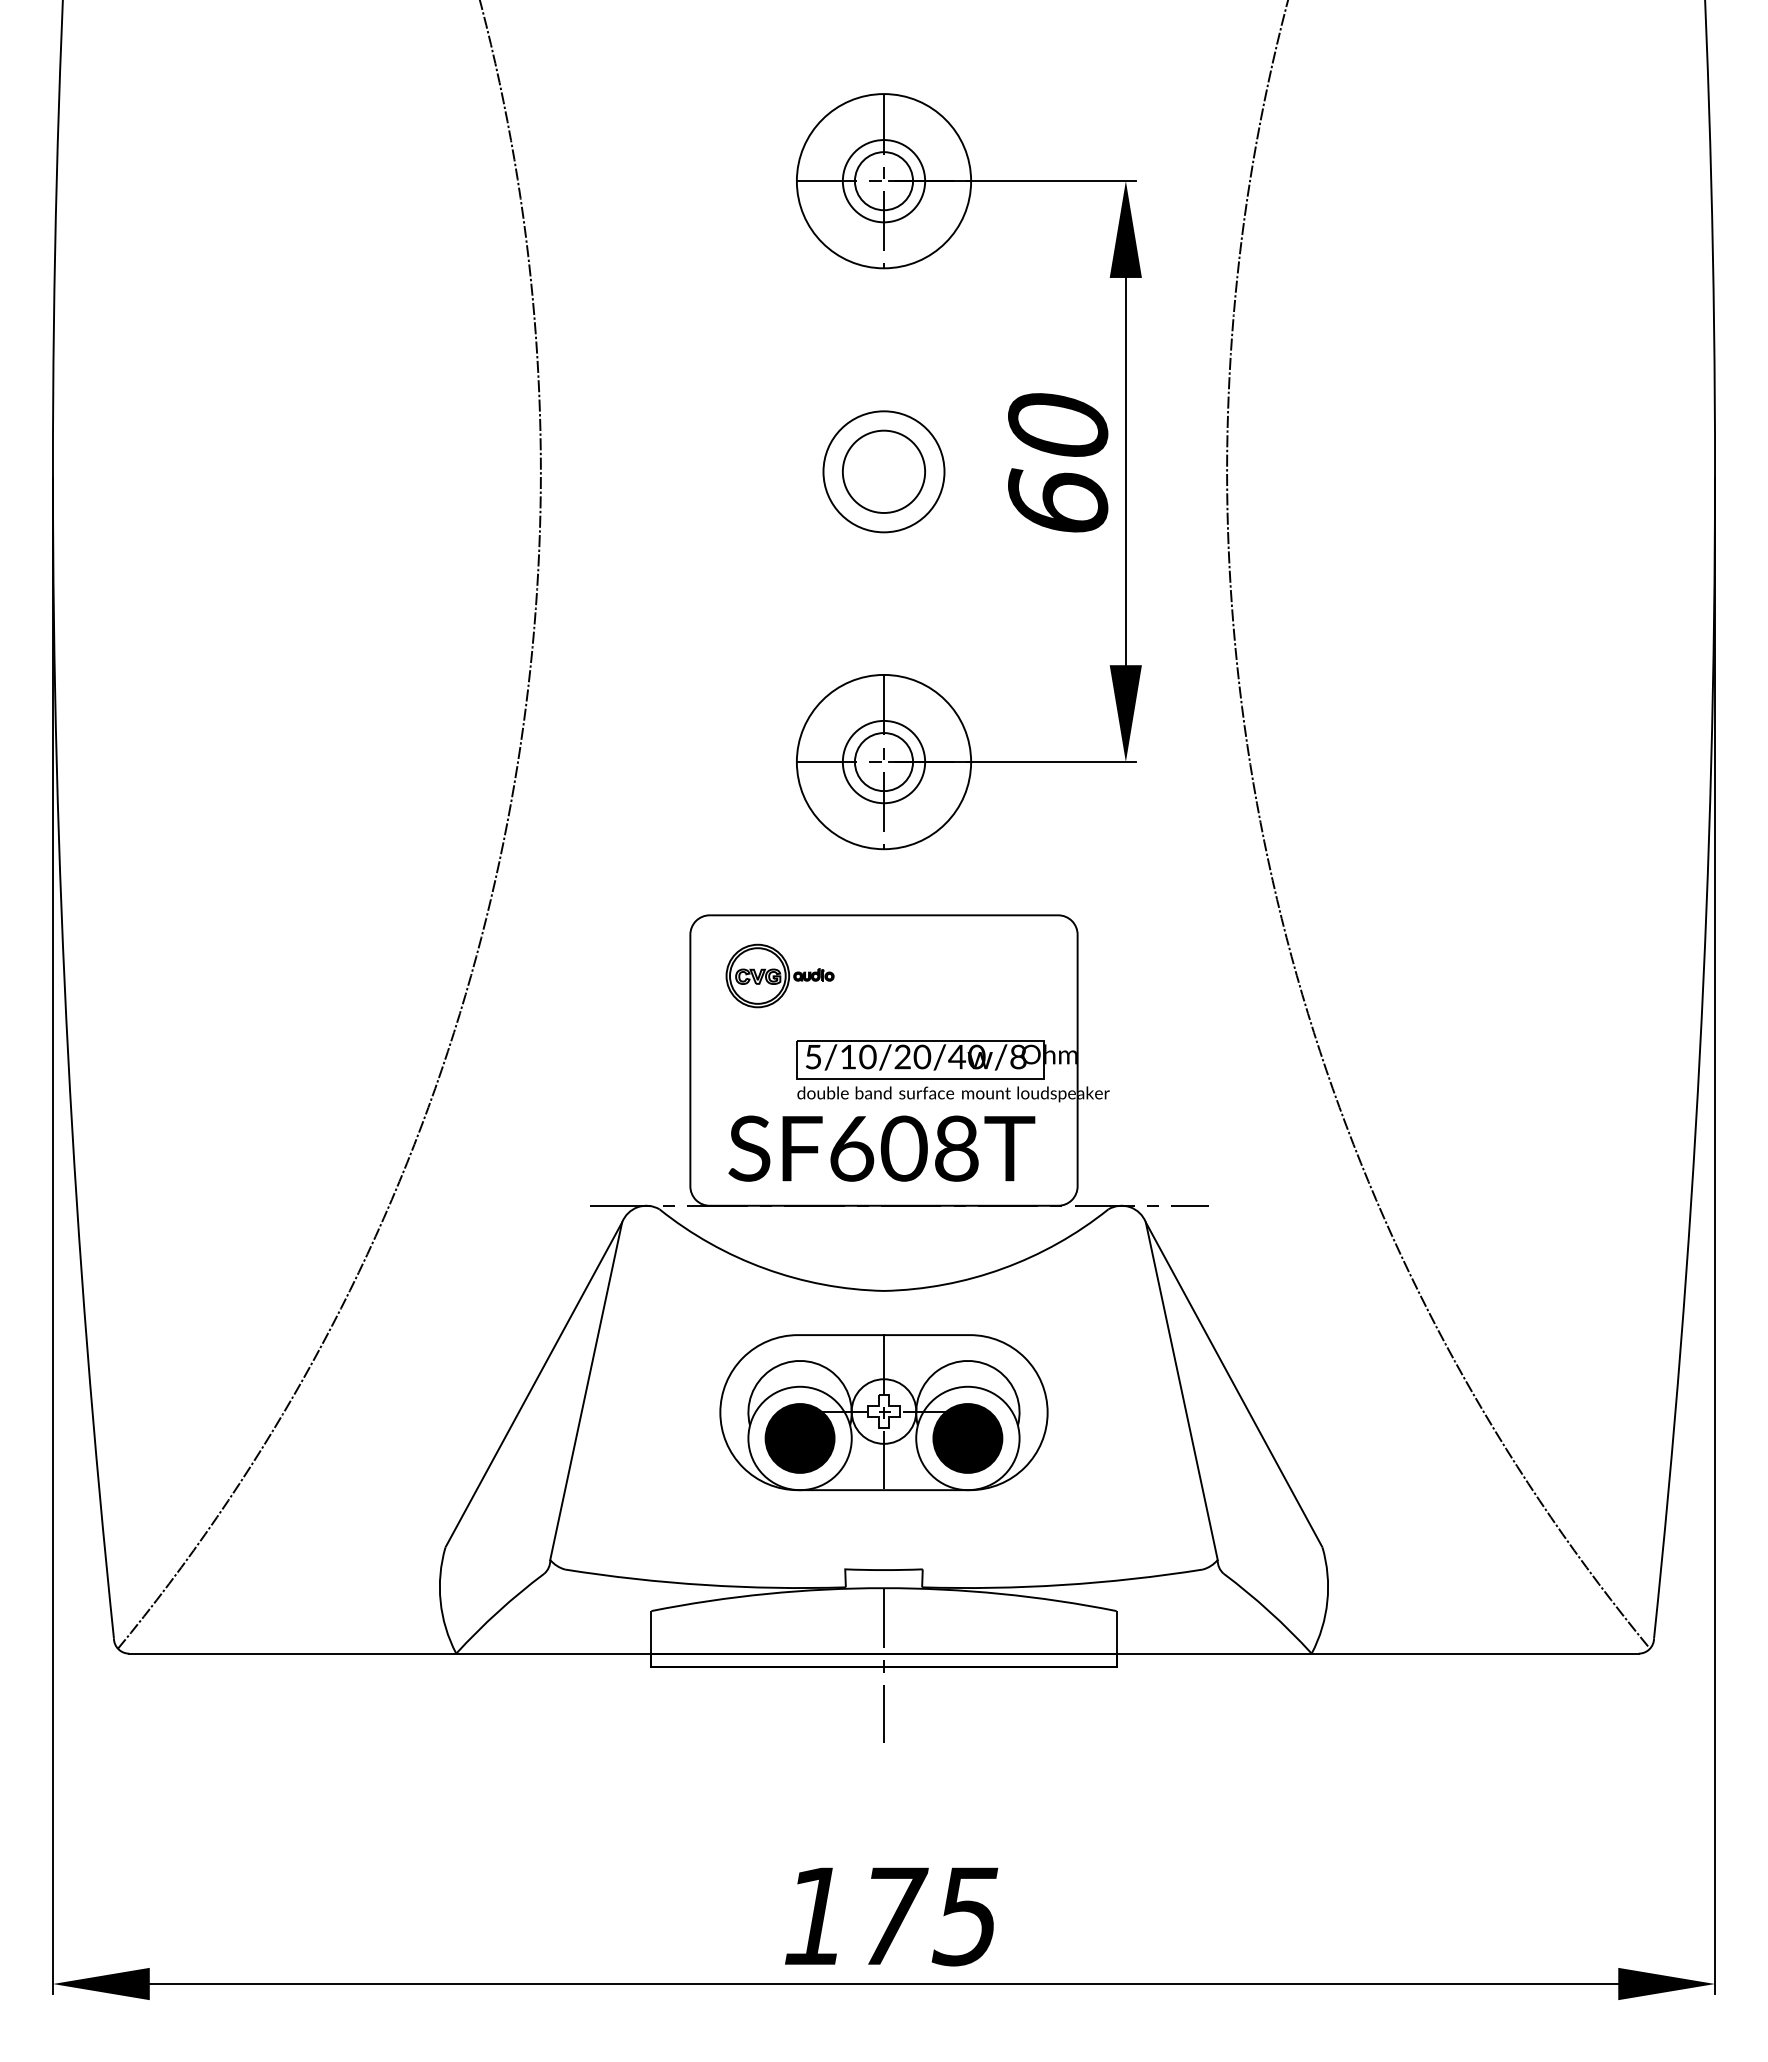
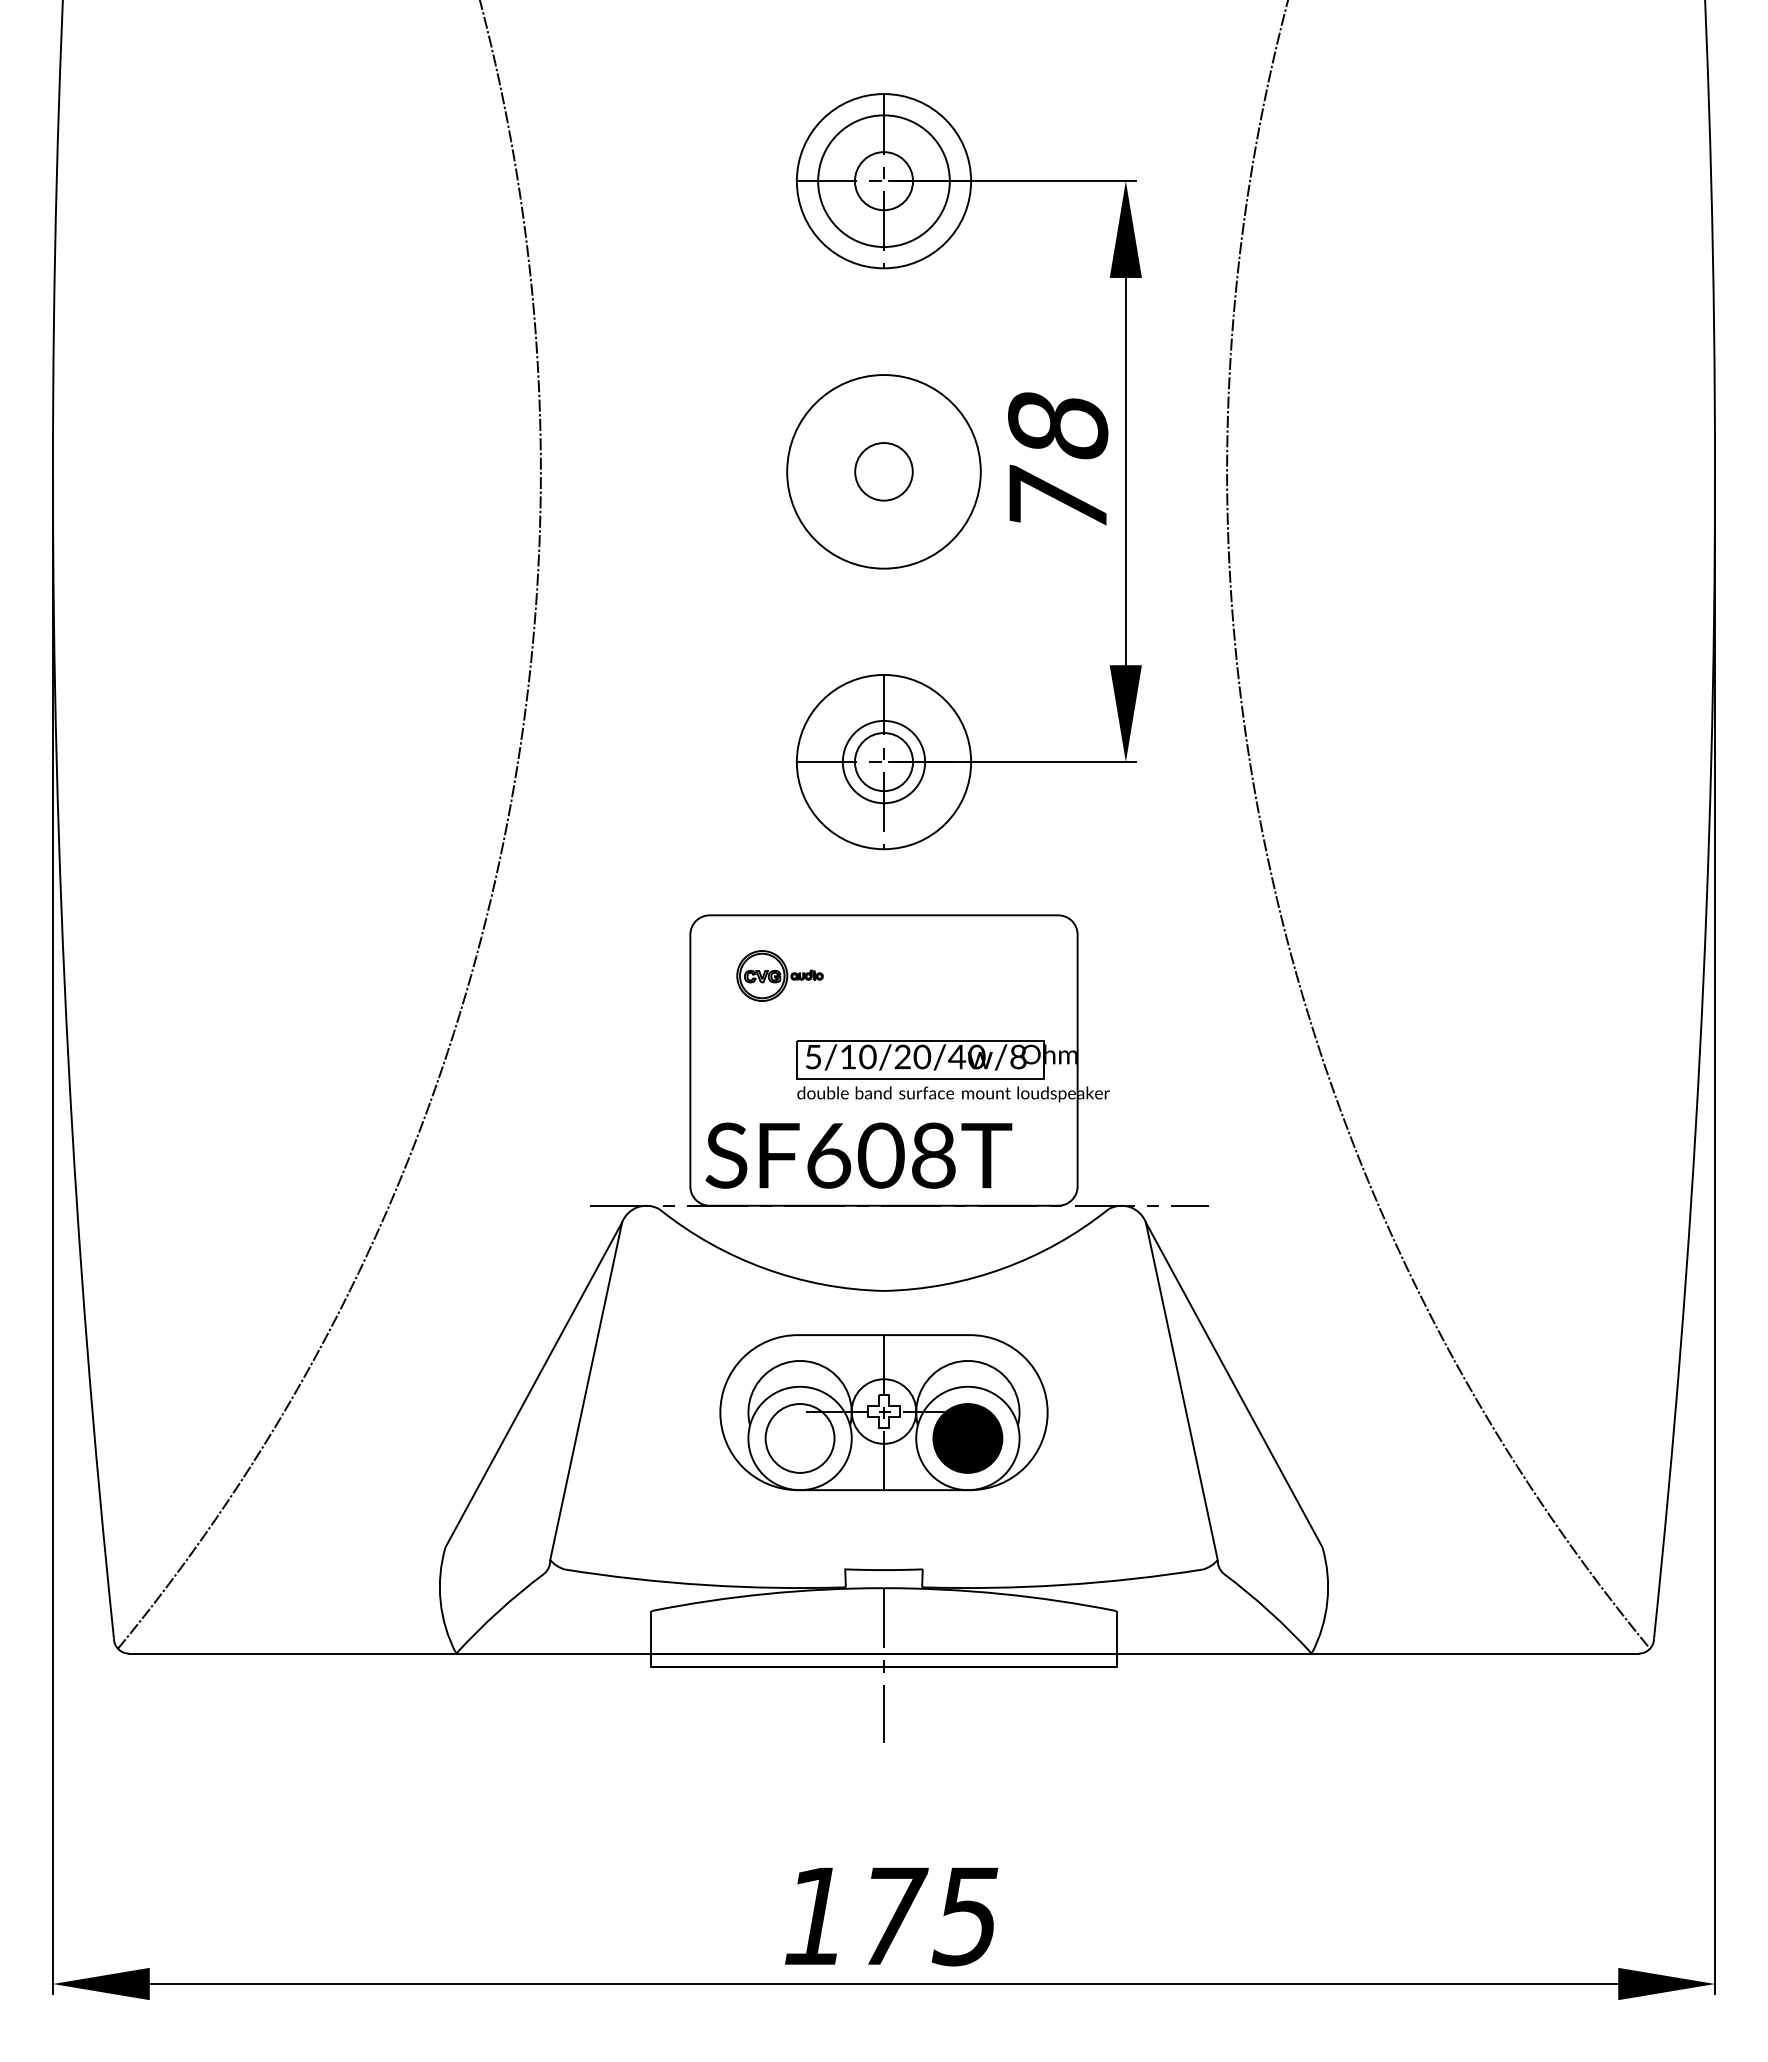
circle diameter: 82 px -> 132 px (883, 181)
text: 60 -> 78 (1058, 462)
circle diameter: 121 px -> 194 px (883, 471)
circle diameter: 82 px -> 58 px (883, 471)
part size: 110x66 px -> 88x52 px (779, 975)
text position: (881, 1148) -> (858, 1155) (858, 1155)
fill: present -> none (799, 1438)
